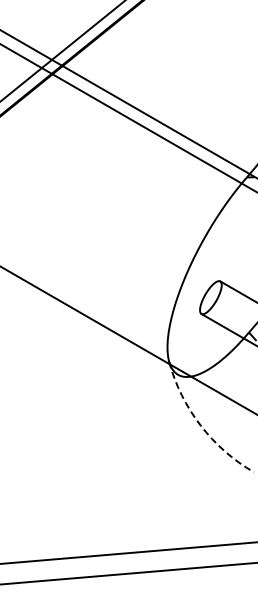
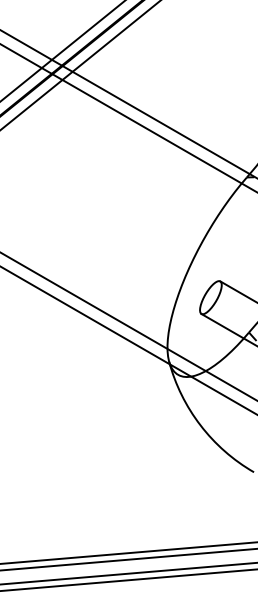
line: none -> present (80, 65)
line: none -> present (128, 326)
arc: dashed -> solid (200, 425)
line: none -> present (128, 559)
line: none -> present (128, 579)
